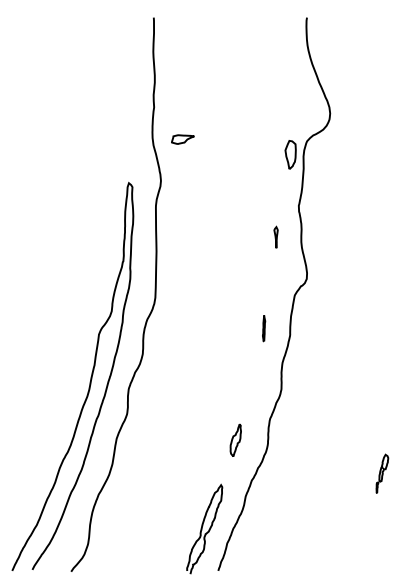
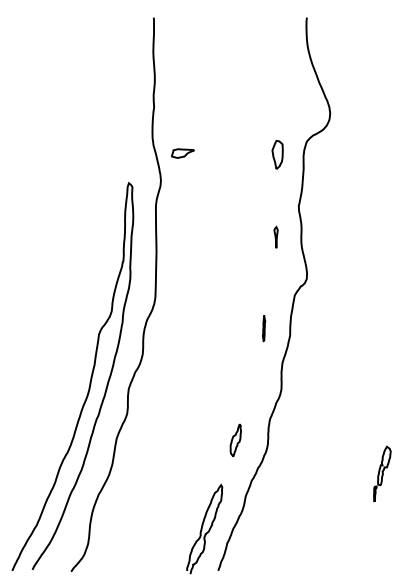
part position: (182, 139) -> (182, 153) (182, 153)
part position: (290, 154) -> (277, 154) (277, 154)
part size: 15x41 px -> 19x57 px (382, 473)
